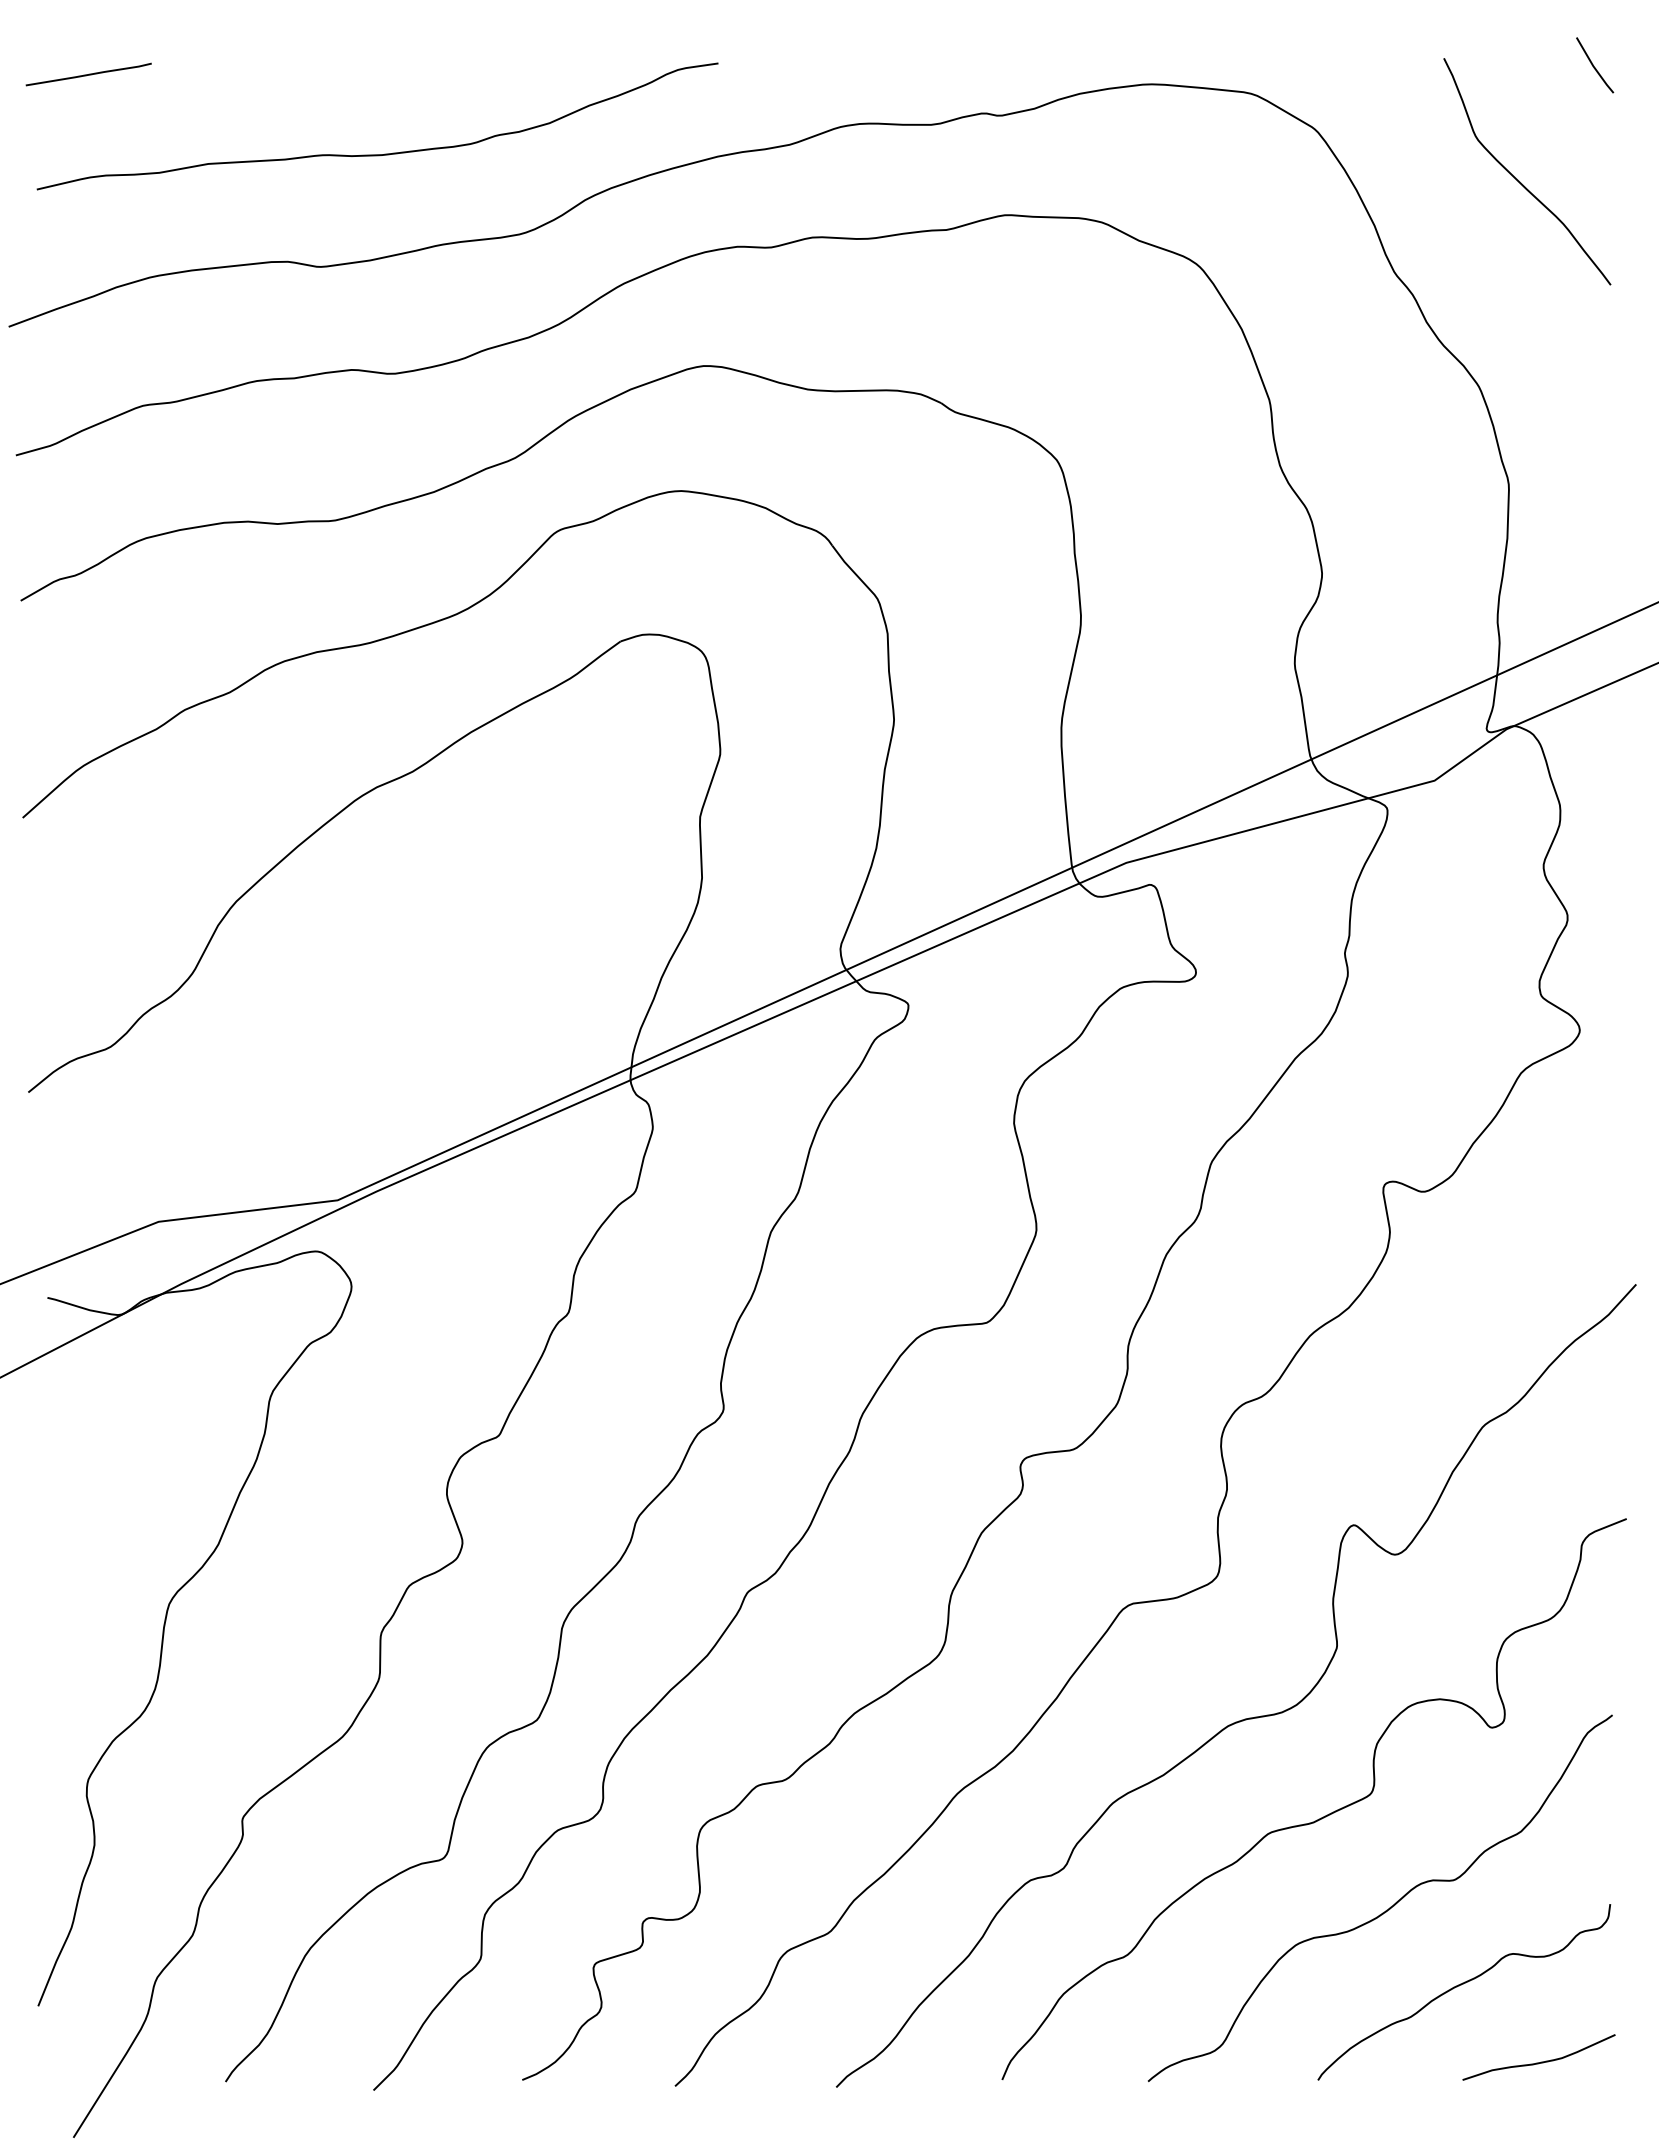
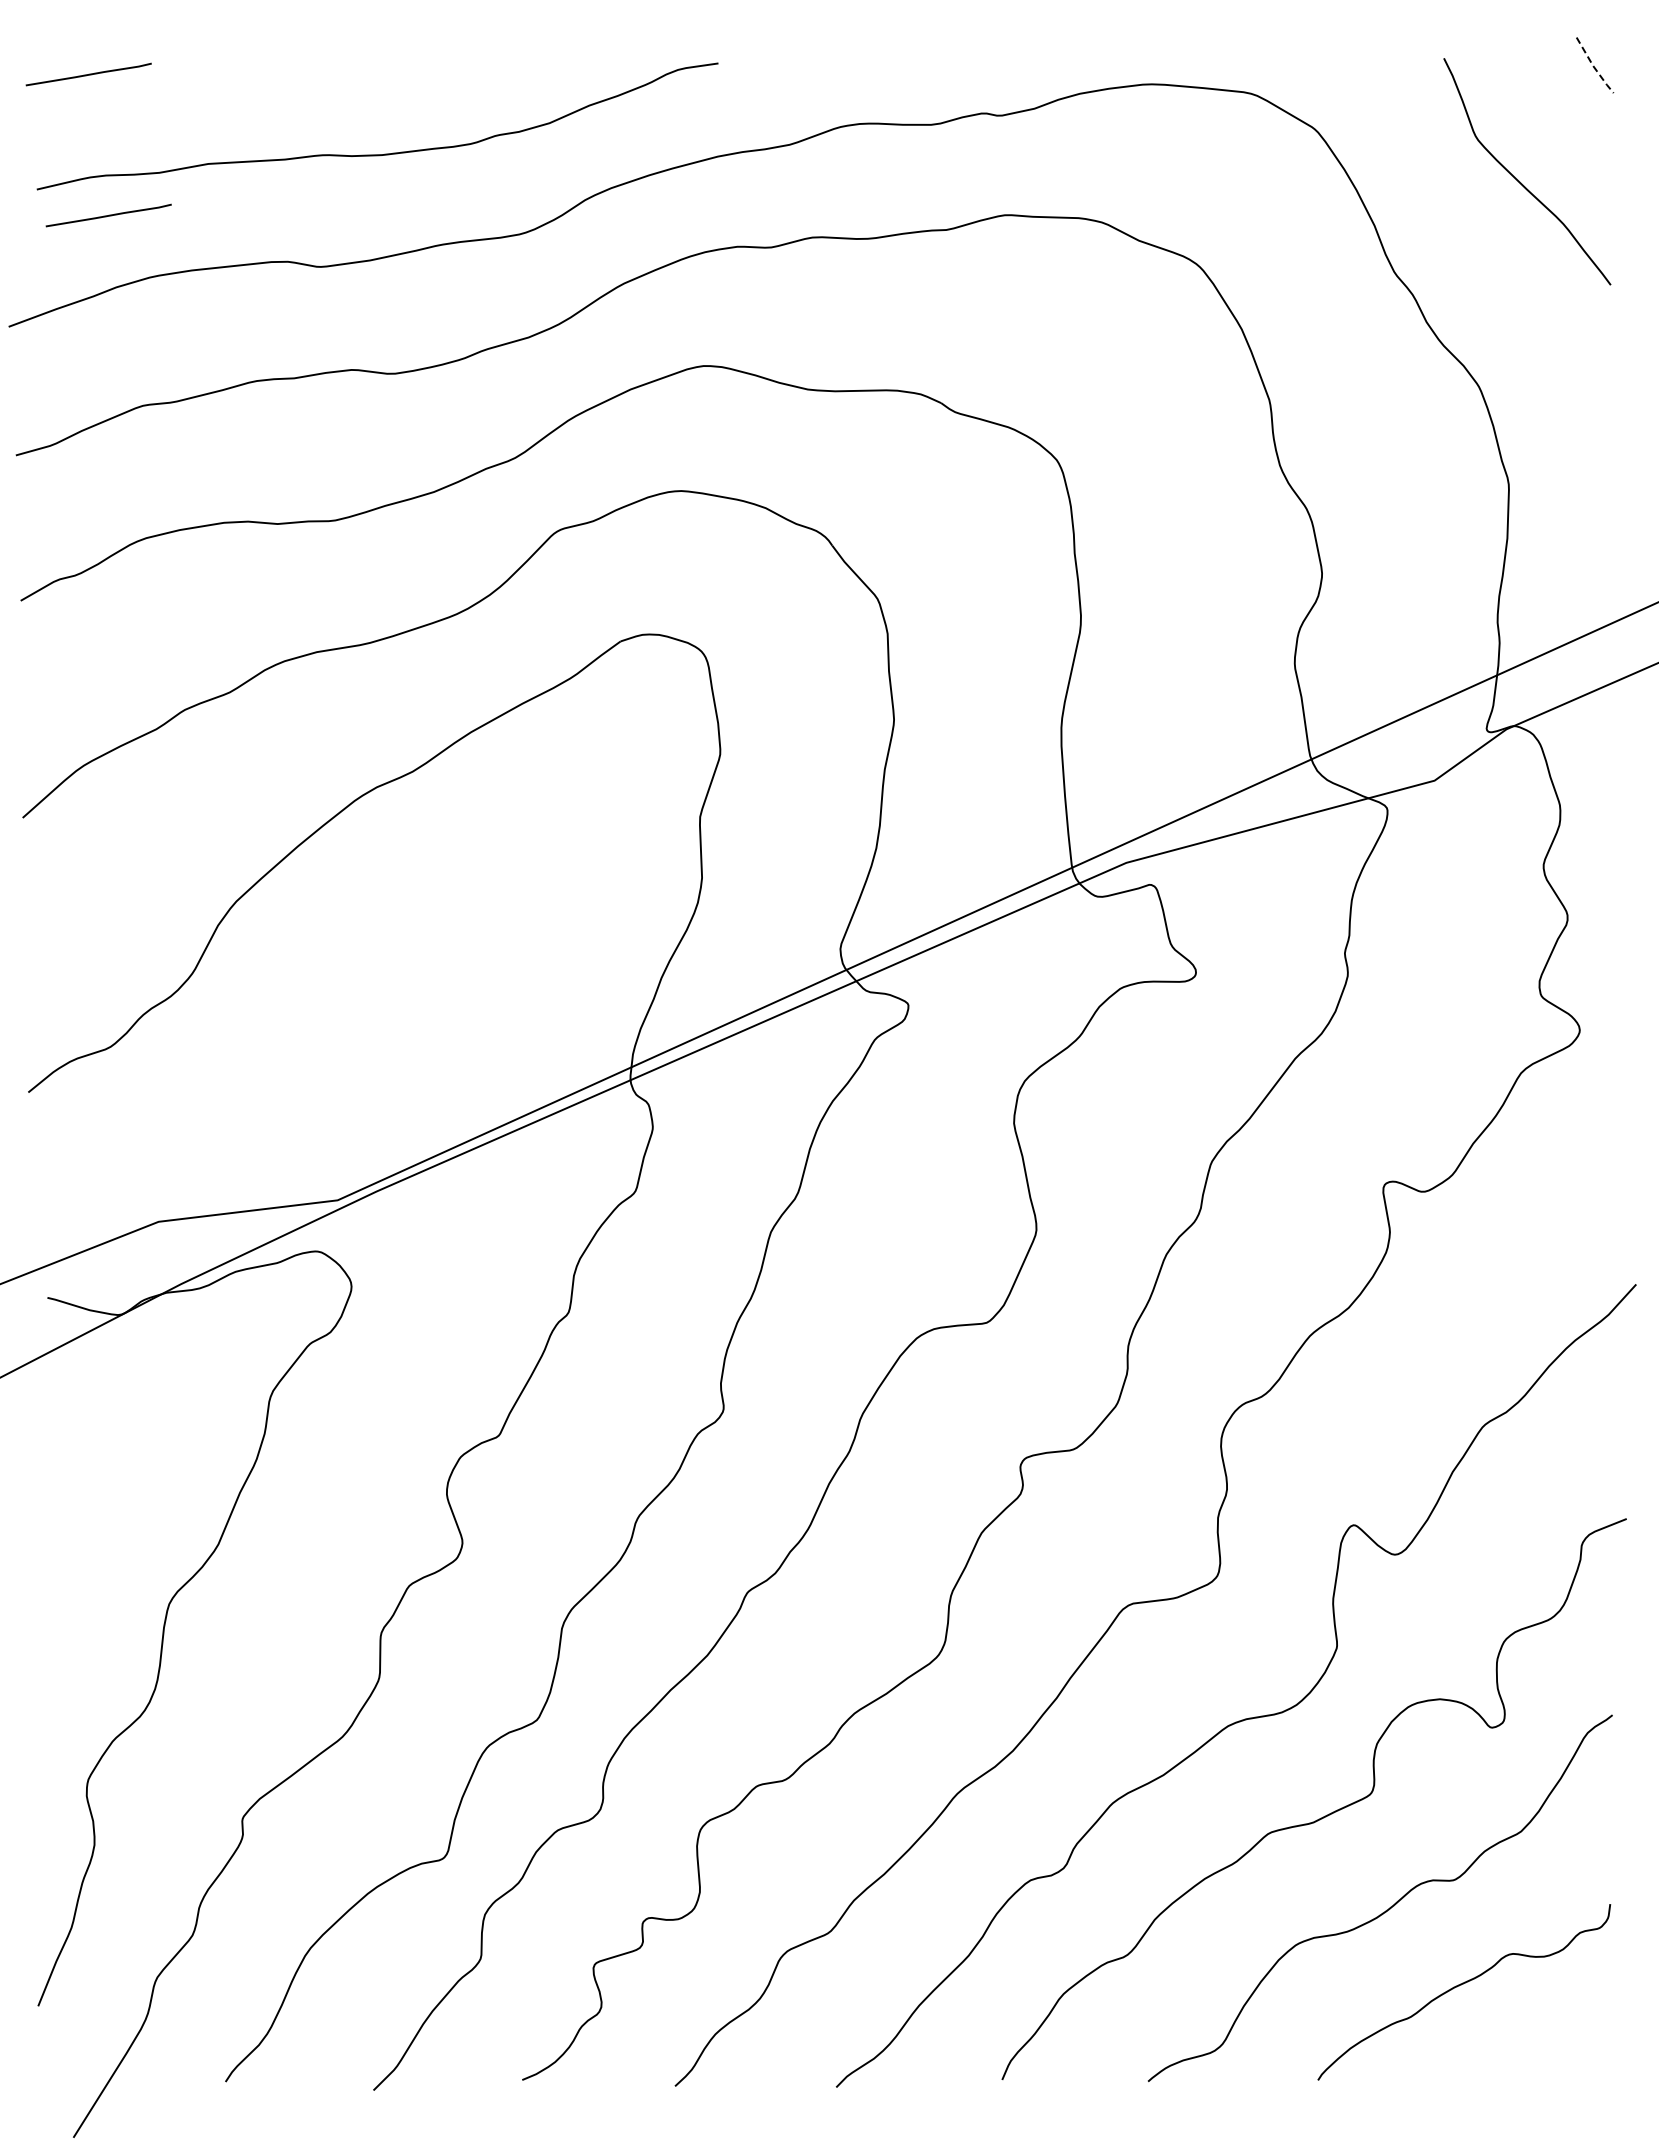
line: solid -> dashed (1593, 66)
line: none -> present (108, 215)
curve: present -> none (1541, 2061)
